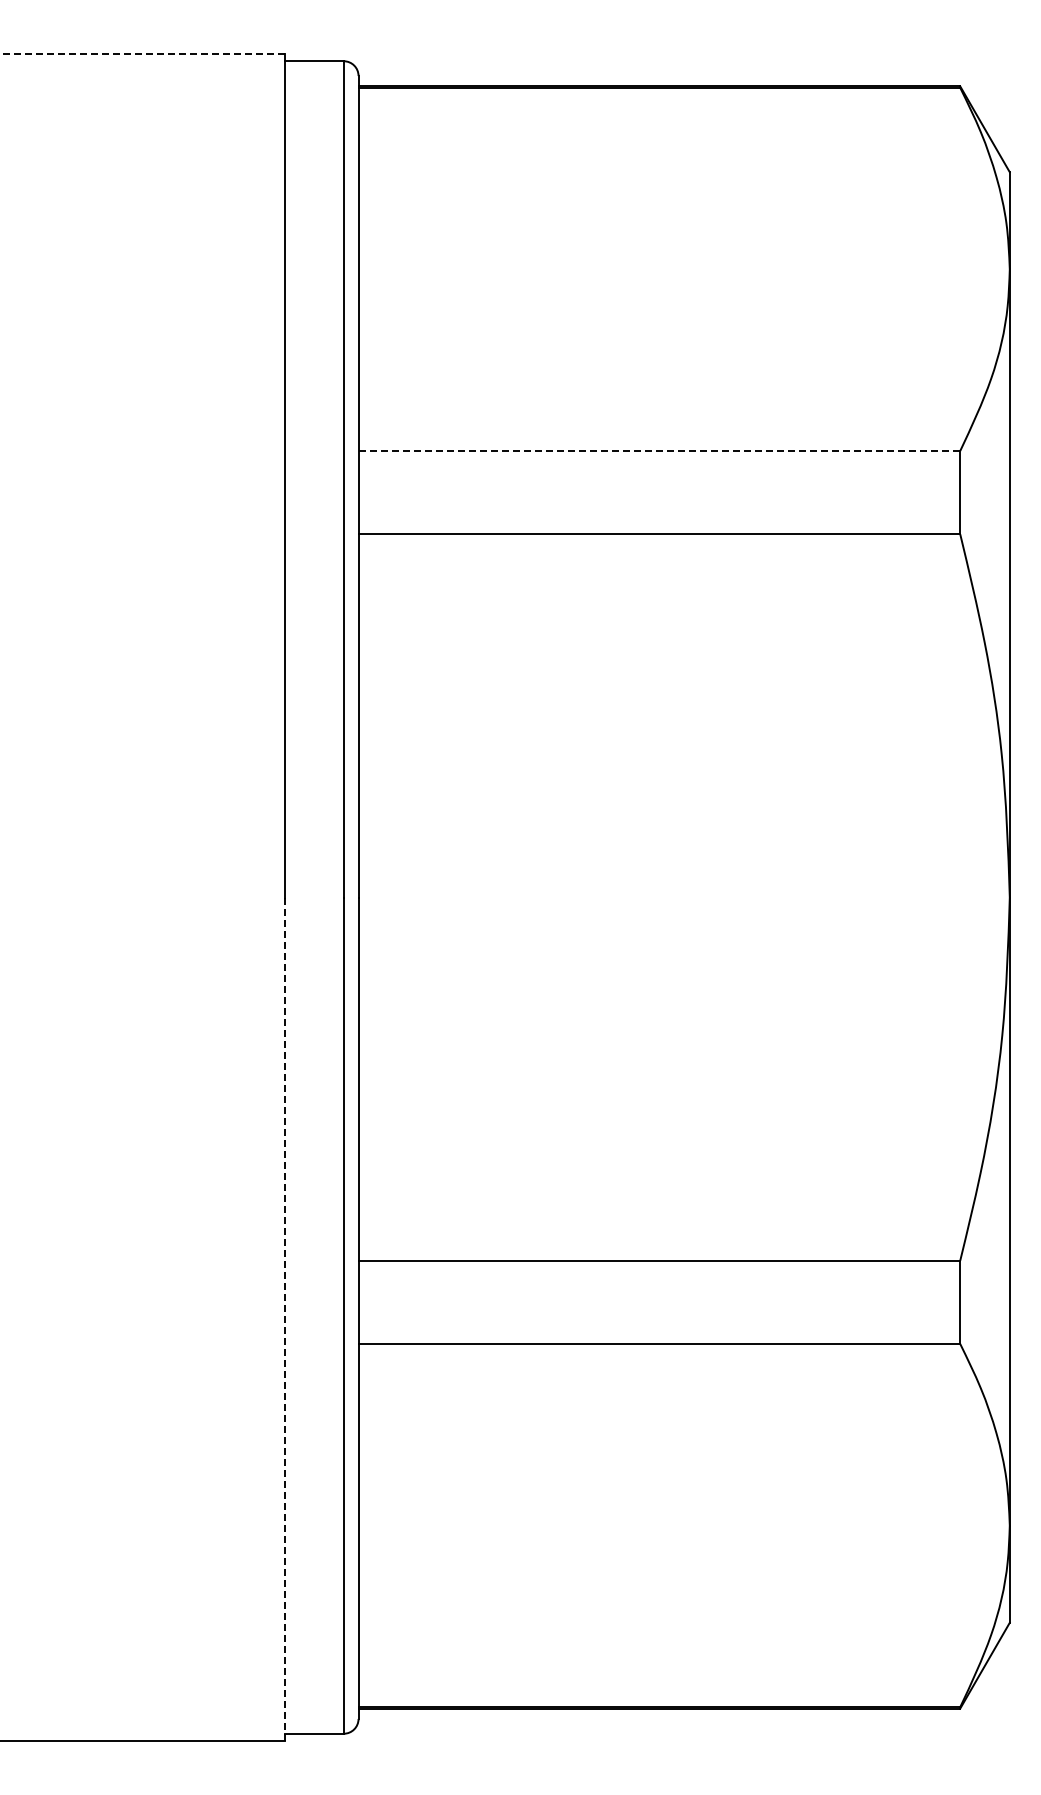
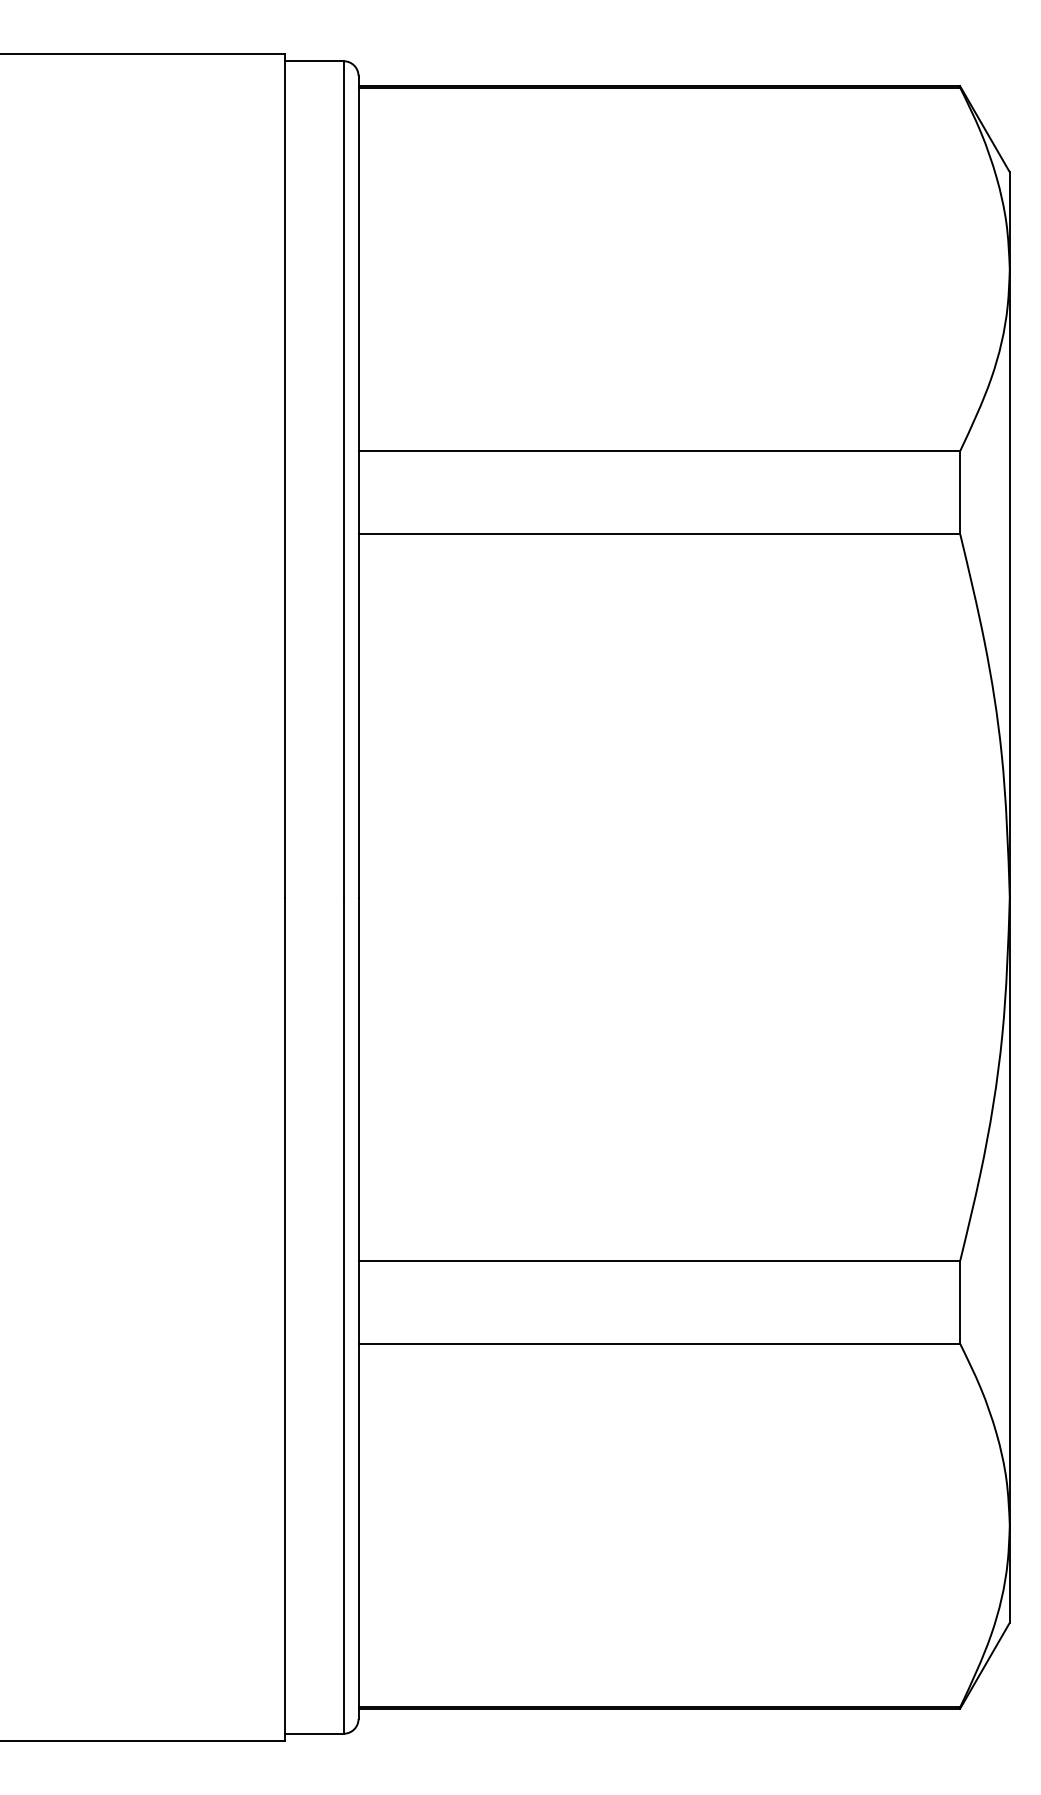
line: dashed -> solid (142, 53)
line: dashed -> solid (659, 450)
line: dashed -> solid (284, 1319)
